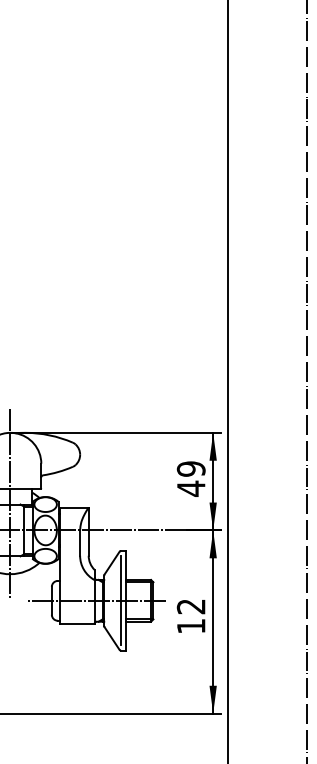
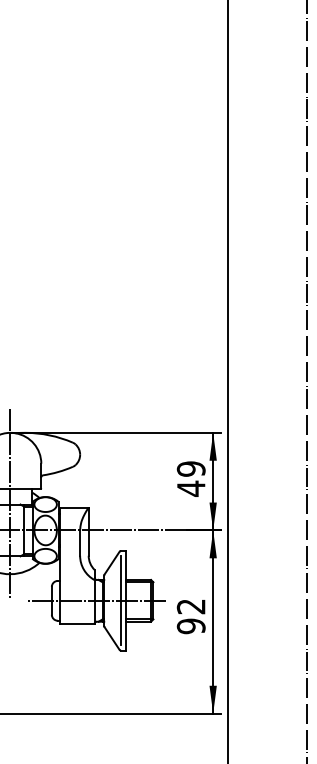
text: 12 -> 92 (190, 626)
